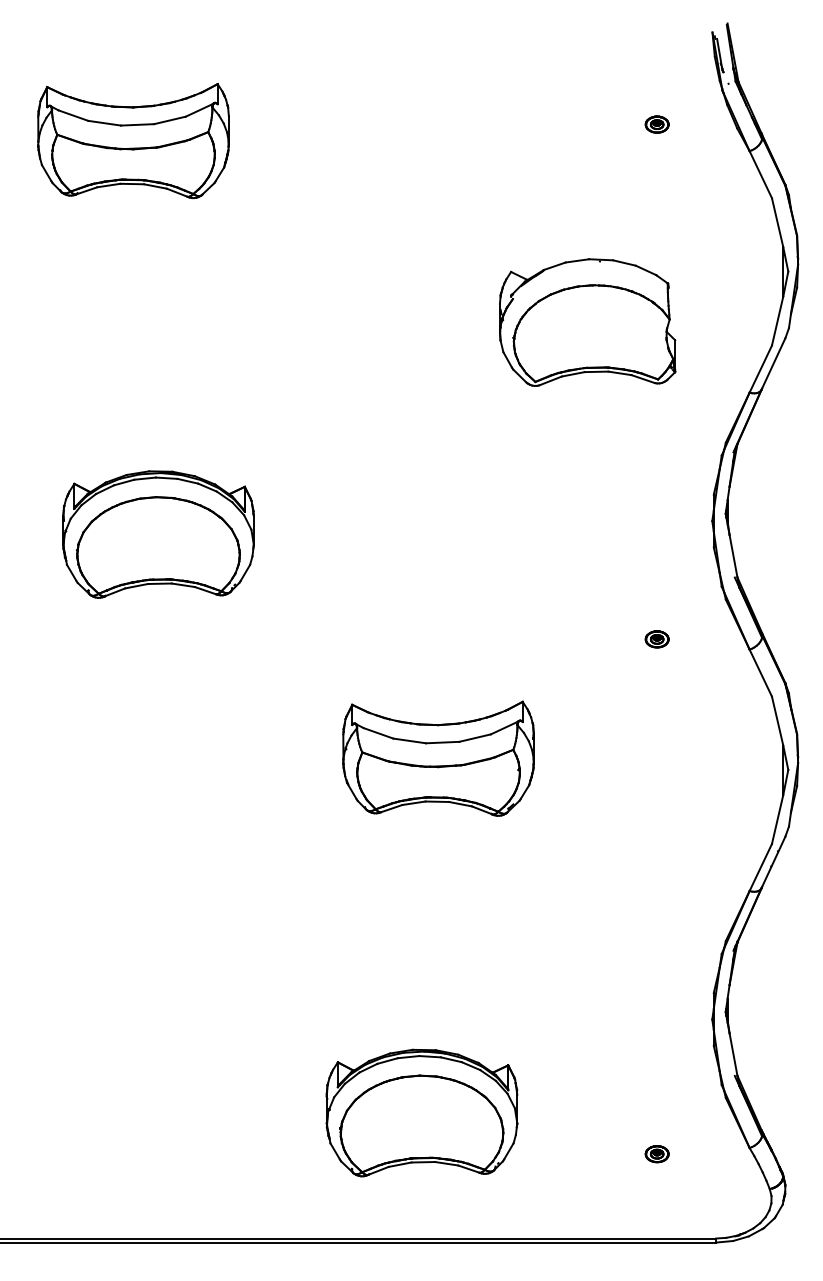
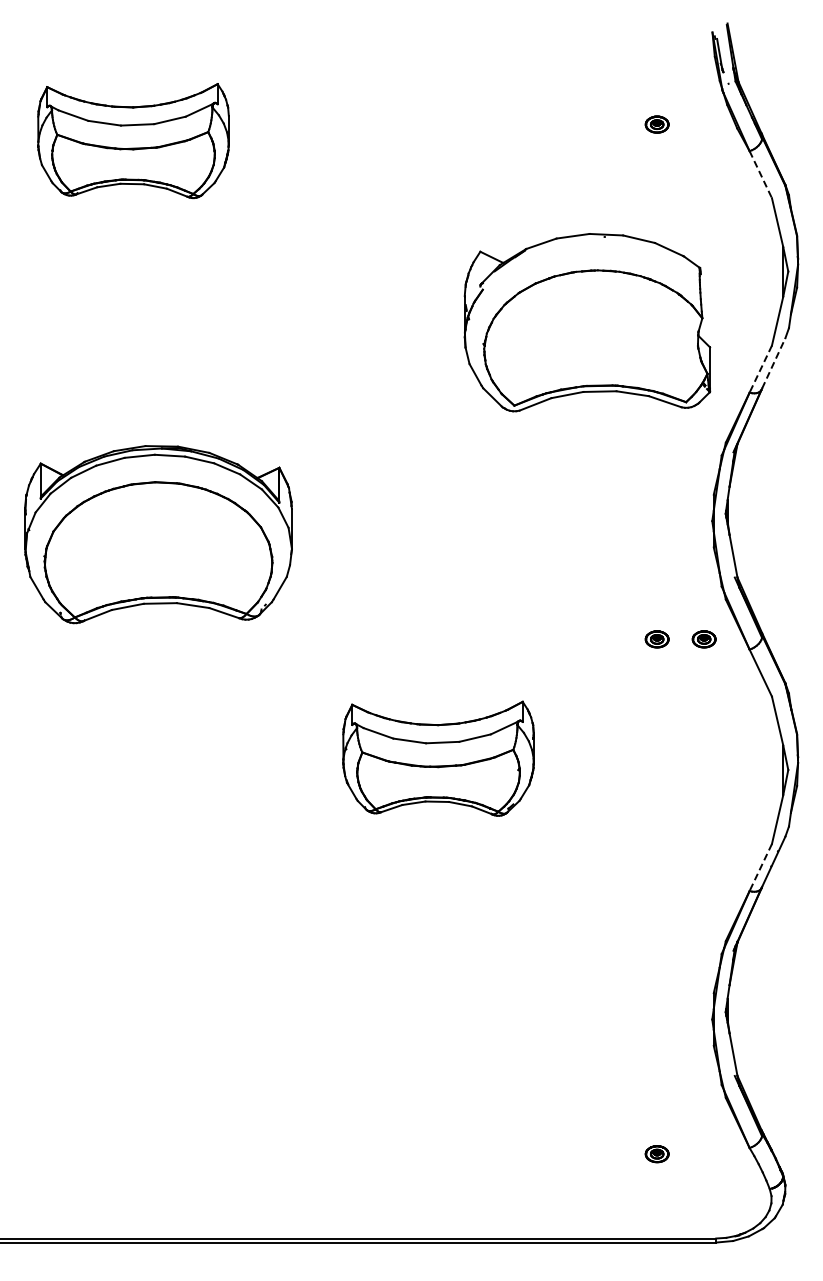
line: solid -> dashed (761, 175)
part size: 178x129 px -> 249x180 px (587, 322)
line: solid -> dashed (773, 363)
line: solid -> dashed (760, 369)
part size: 193x129 px -> 269x180 px (158, 534)
part: none -> present (703, 639)
line: solid -> dashed (760, 868)
part: present -> none (421, 1112)
